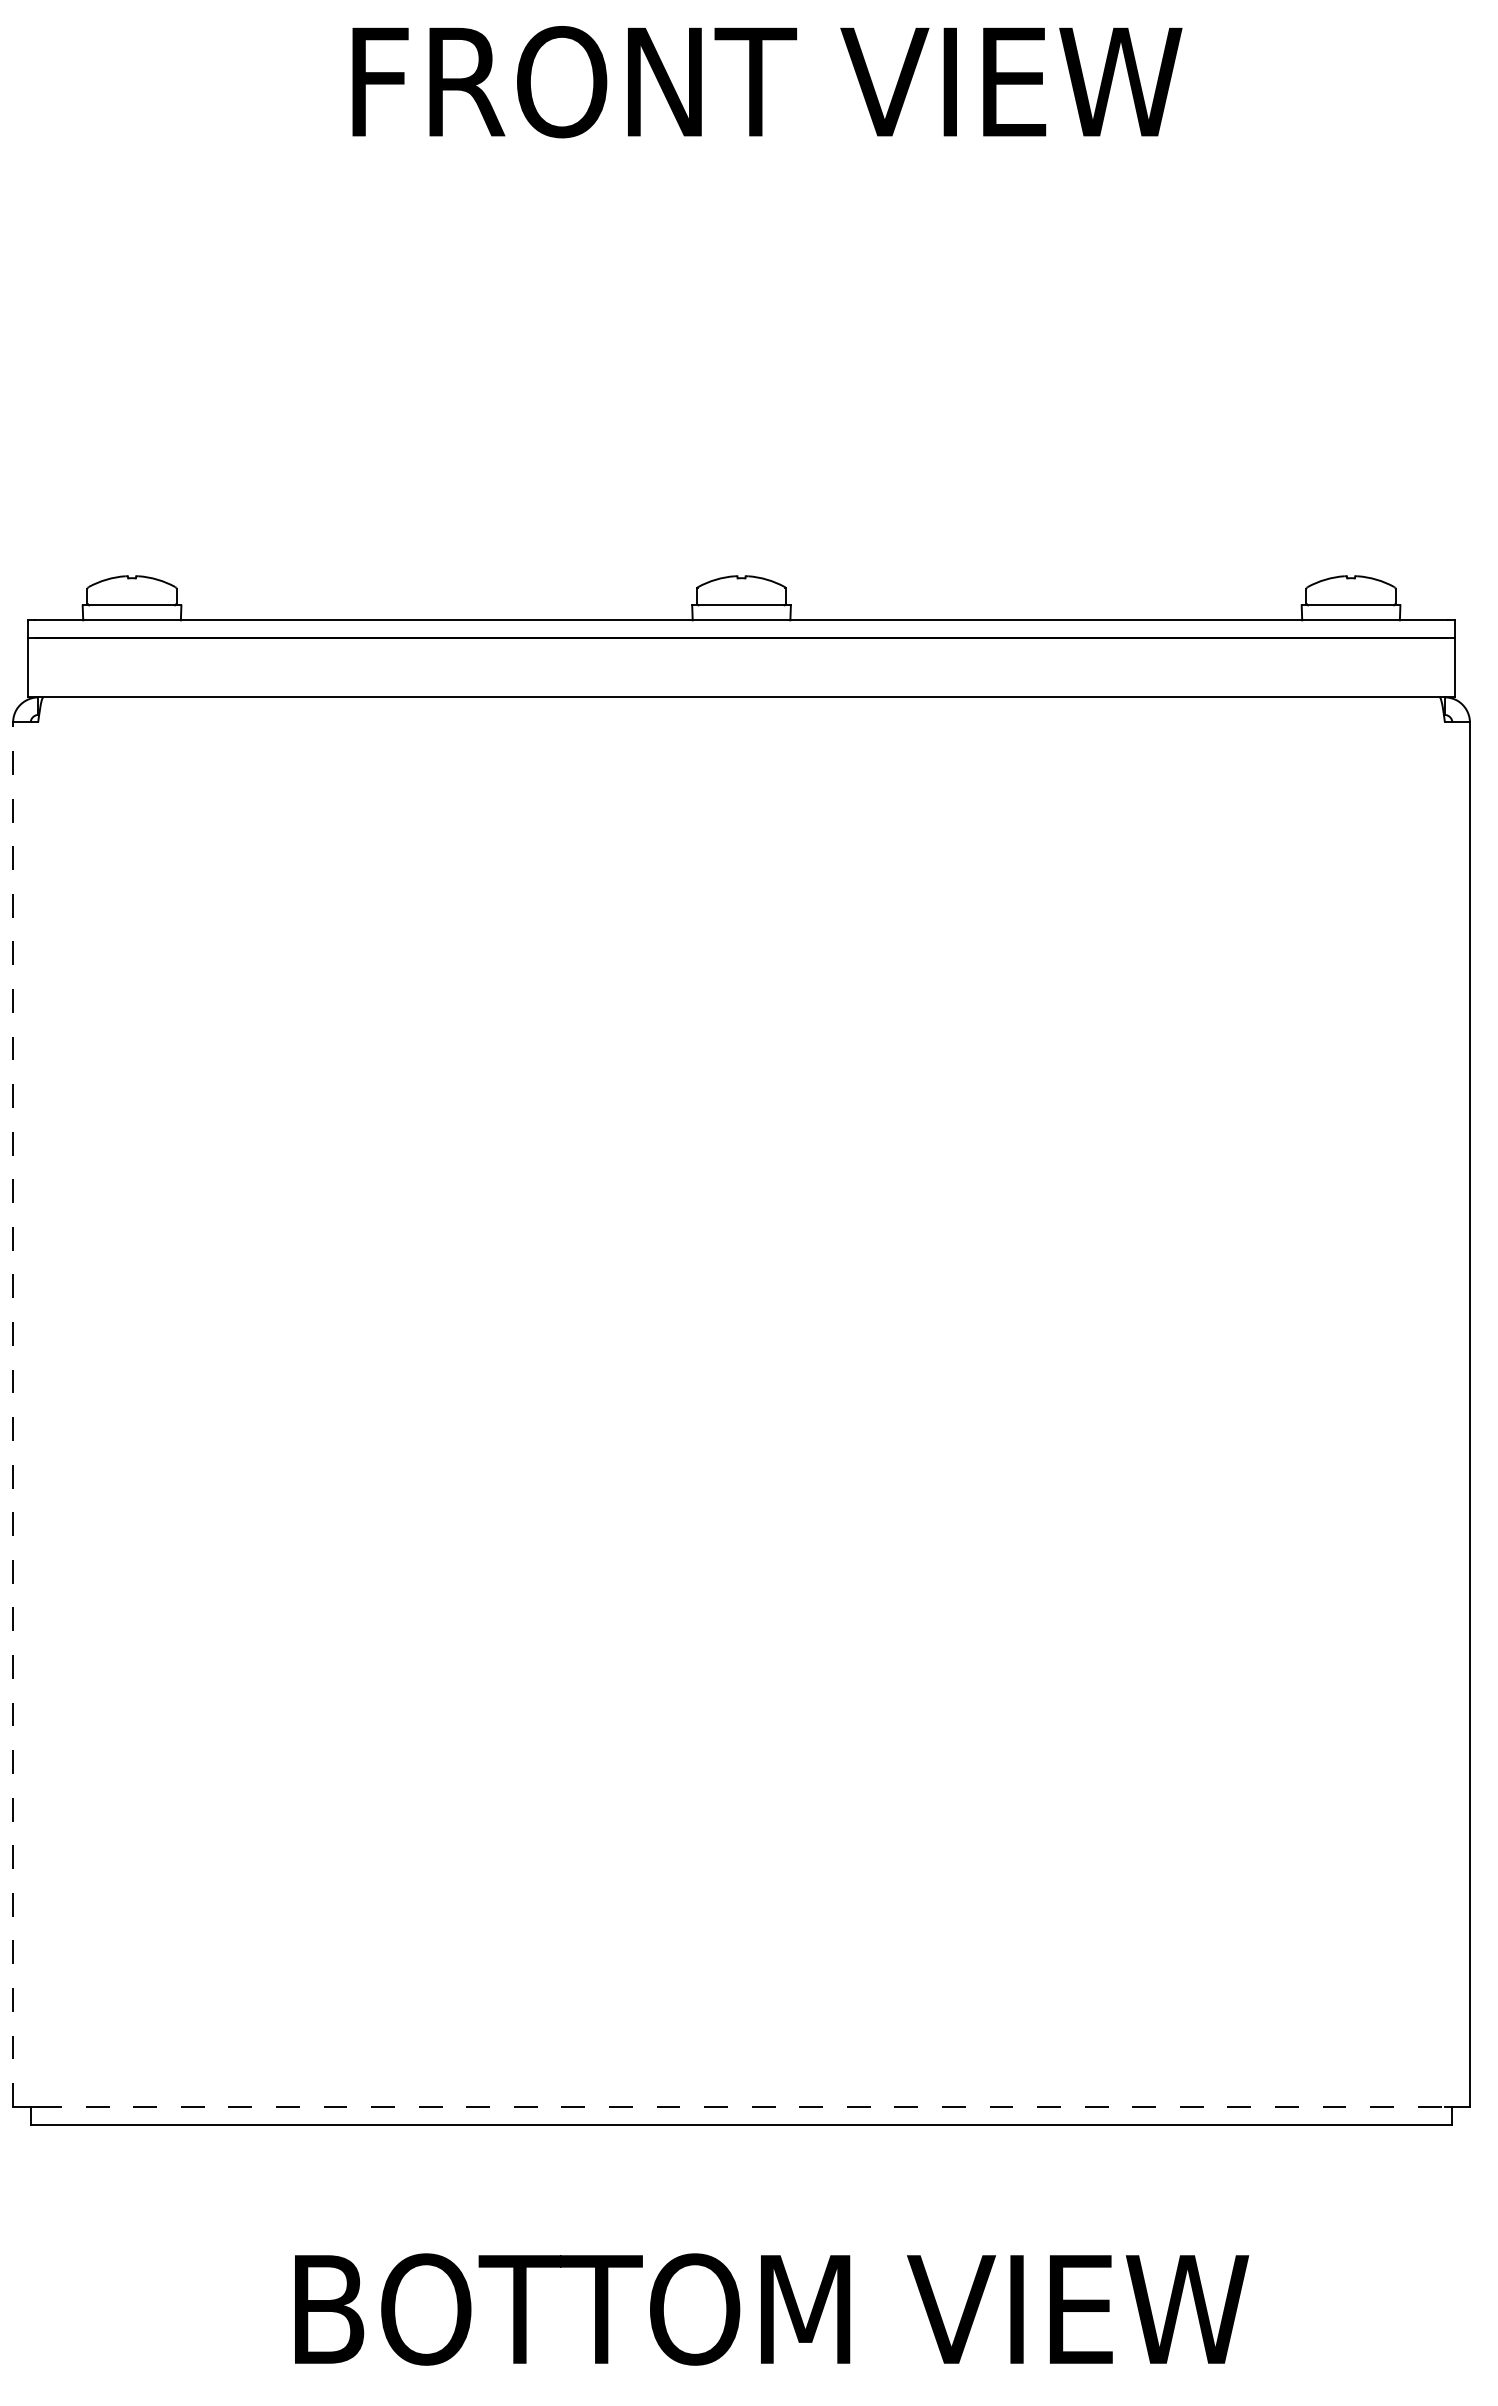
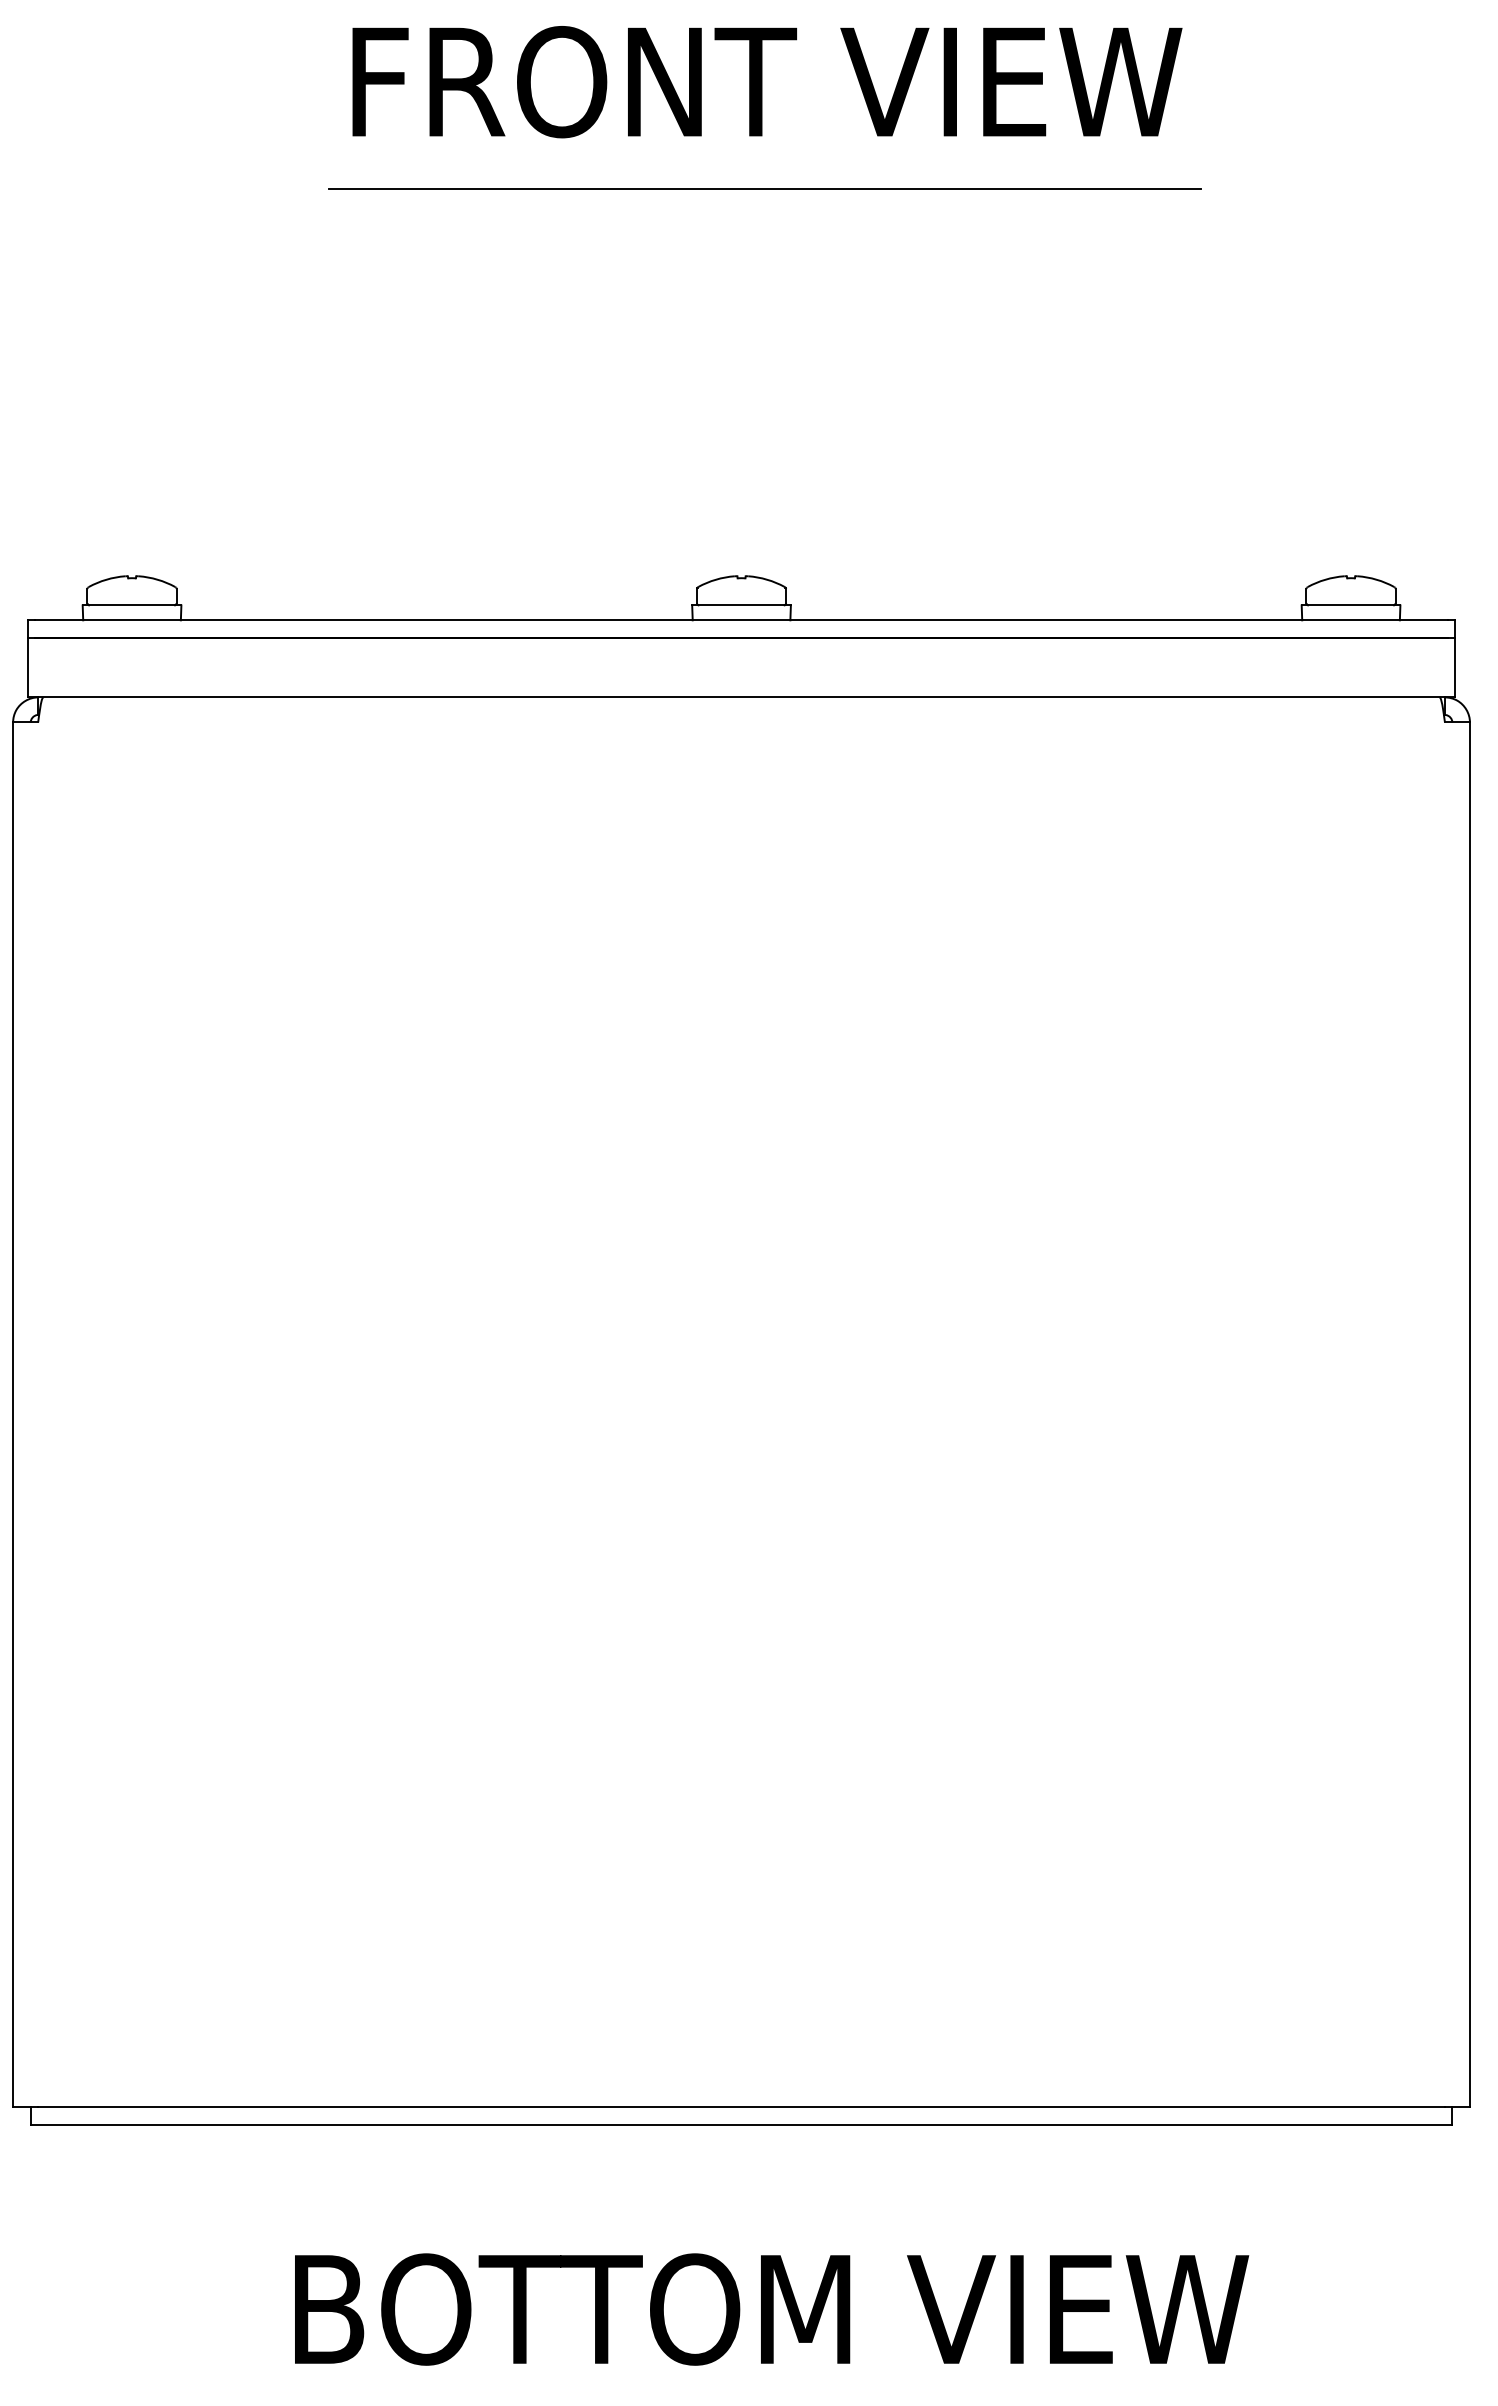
line: none -> present (764, 189)
line: dashed -> solid (13, 1414)
line: dashed -> solid (742, 2106)
